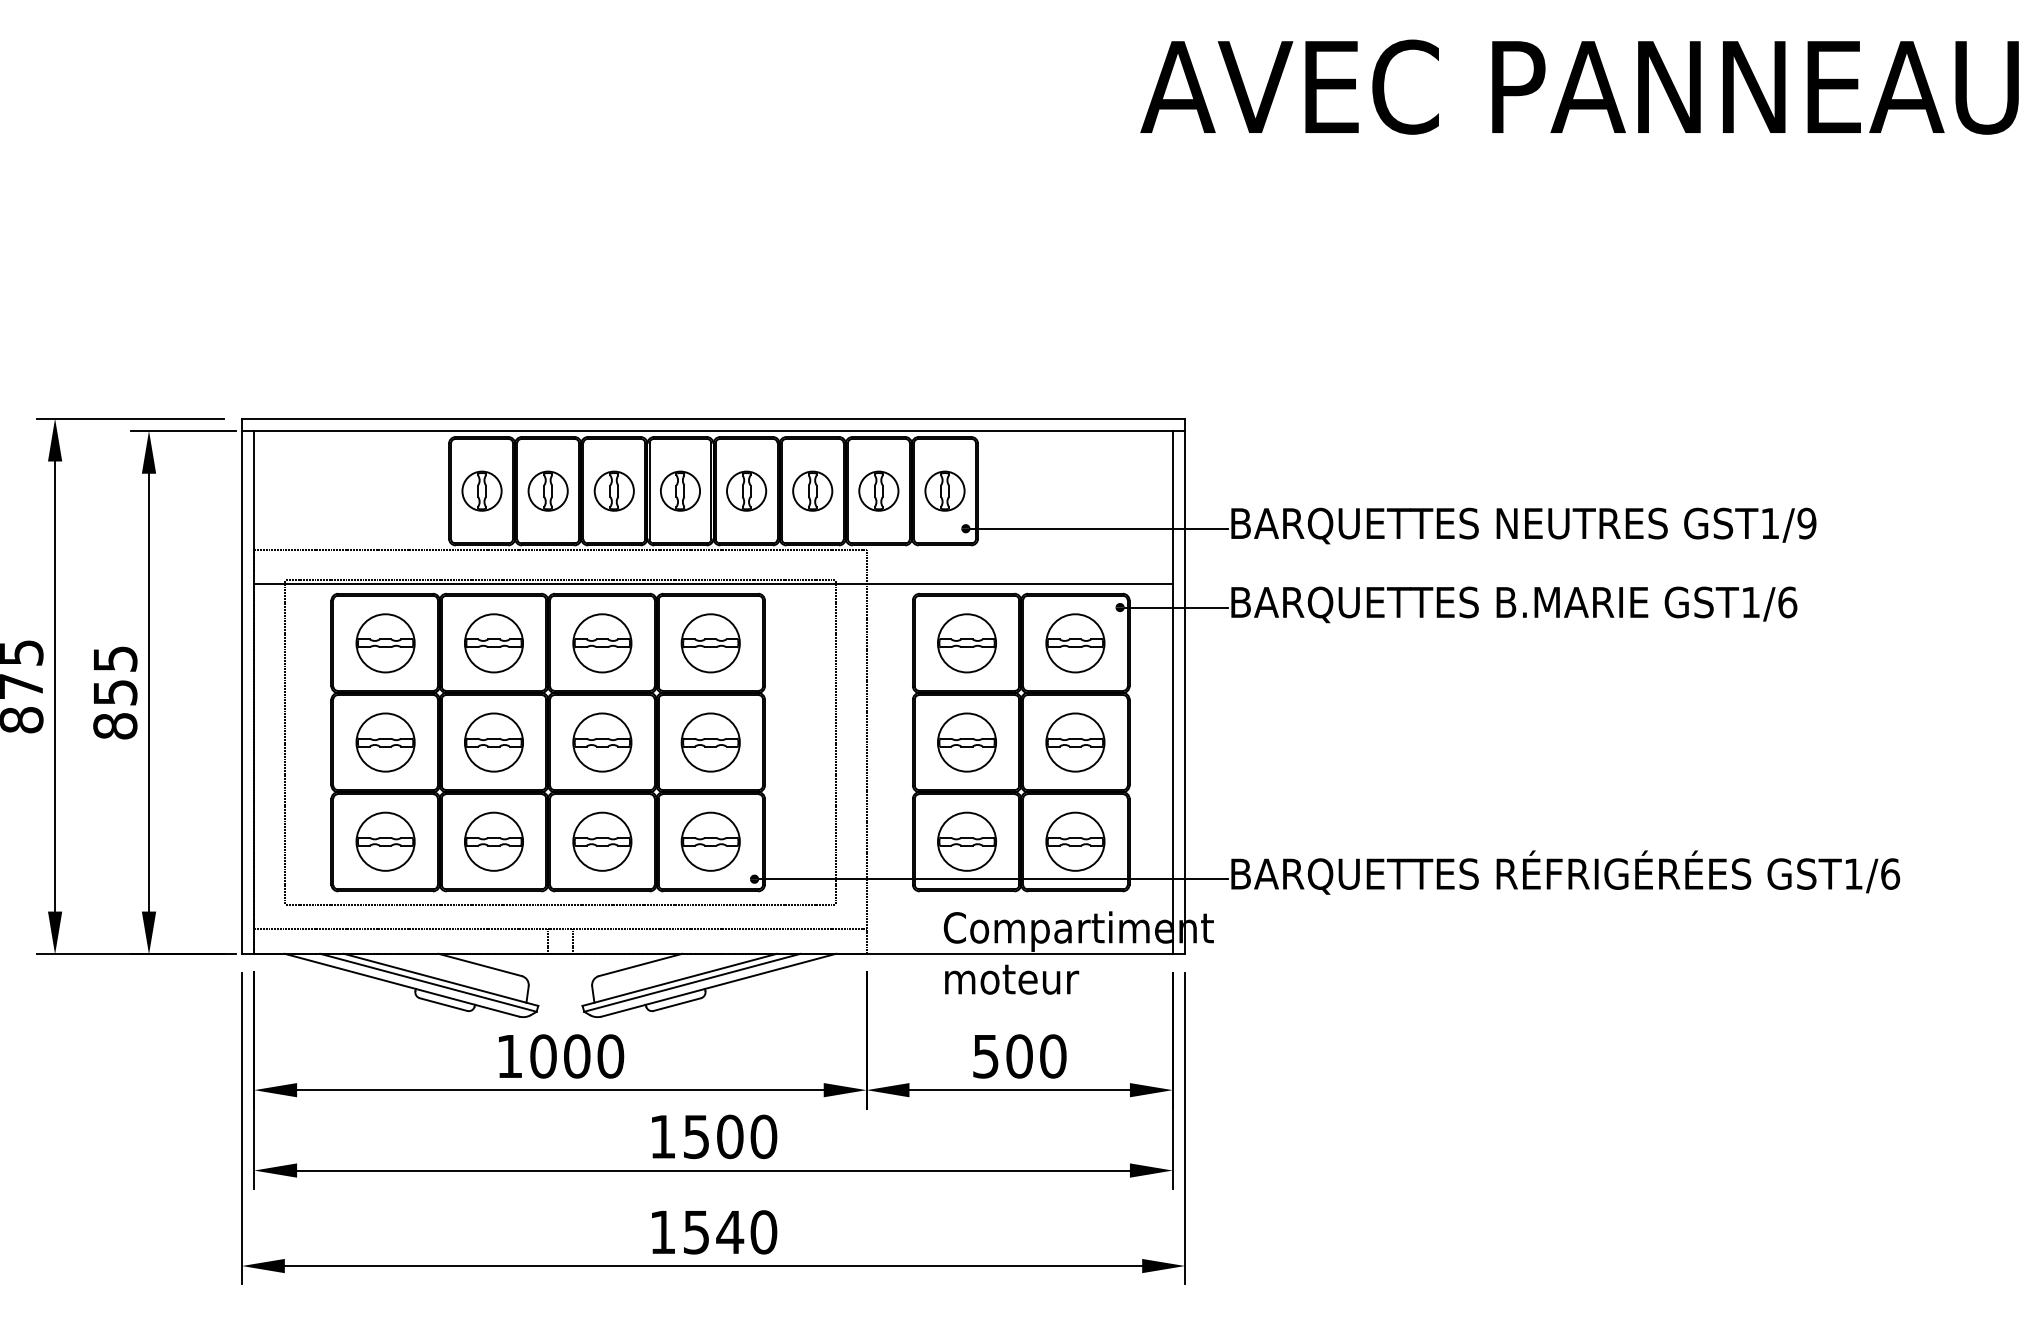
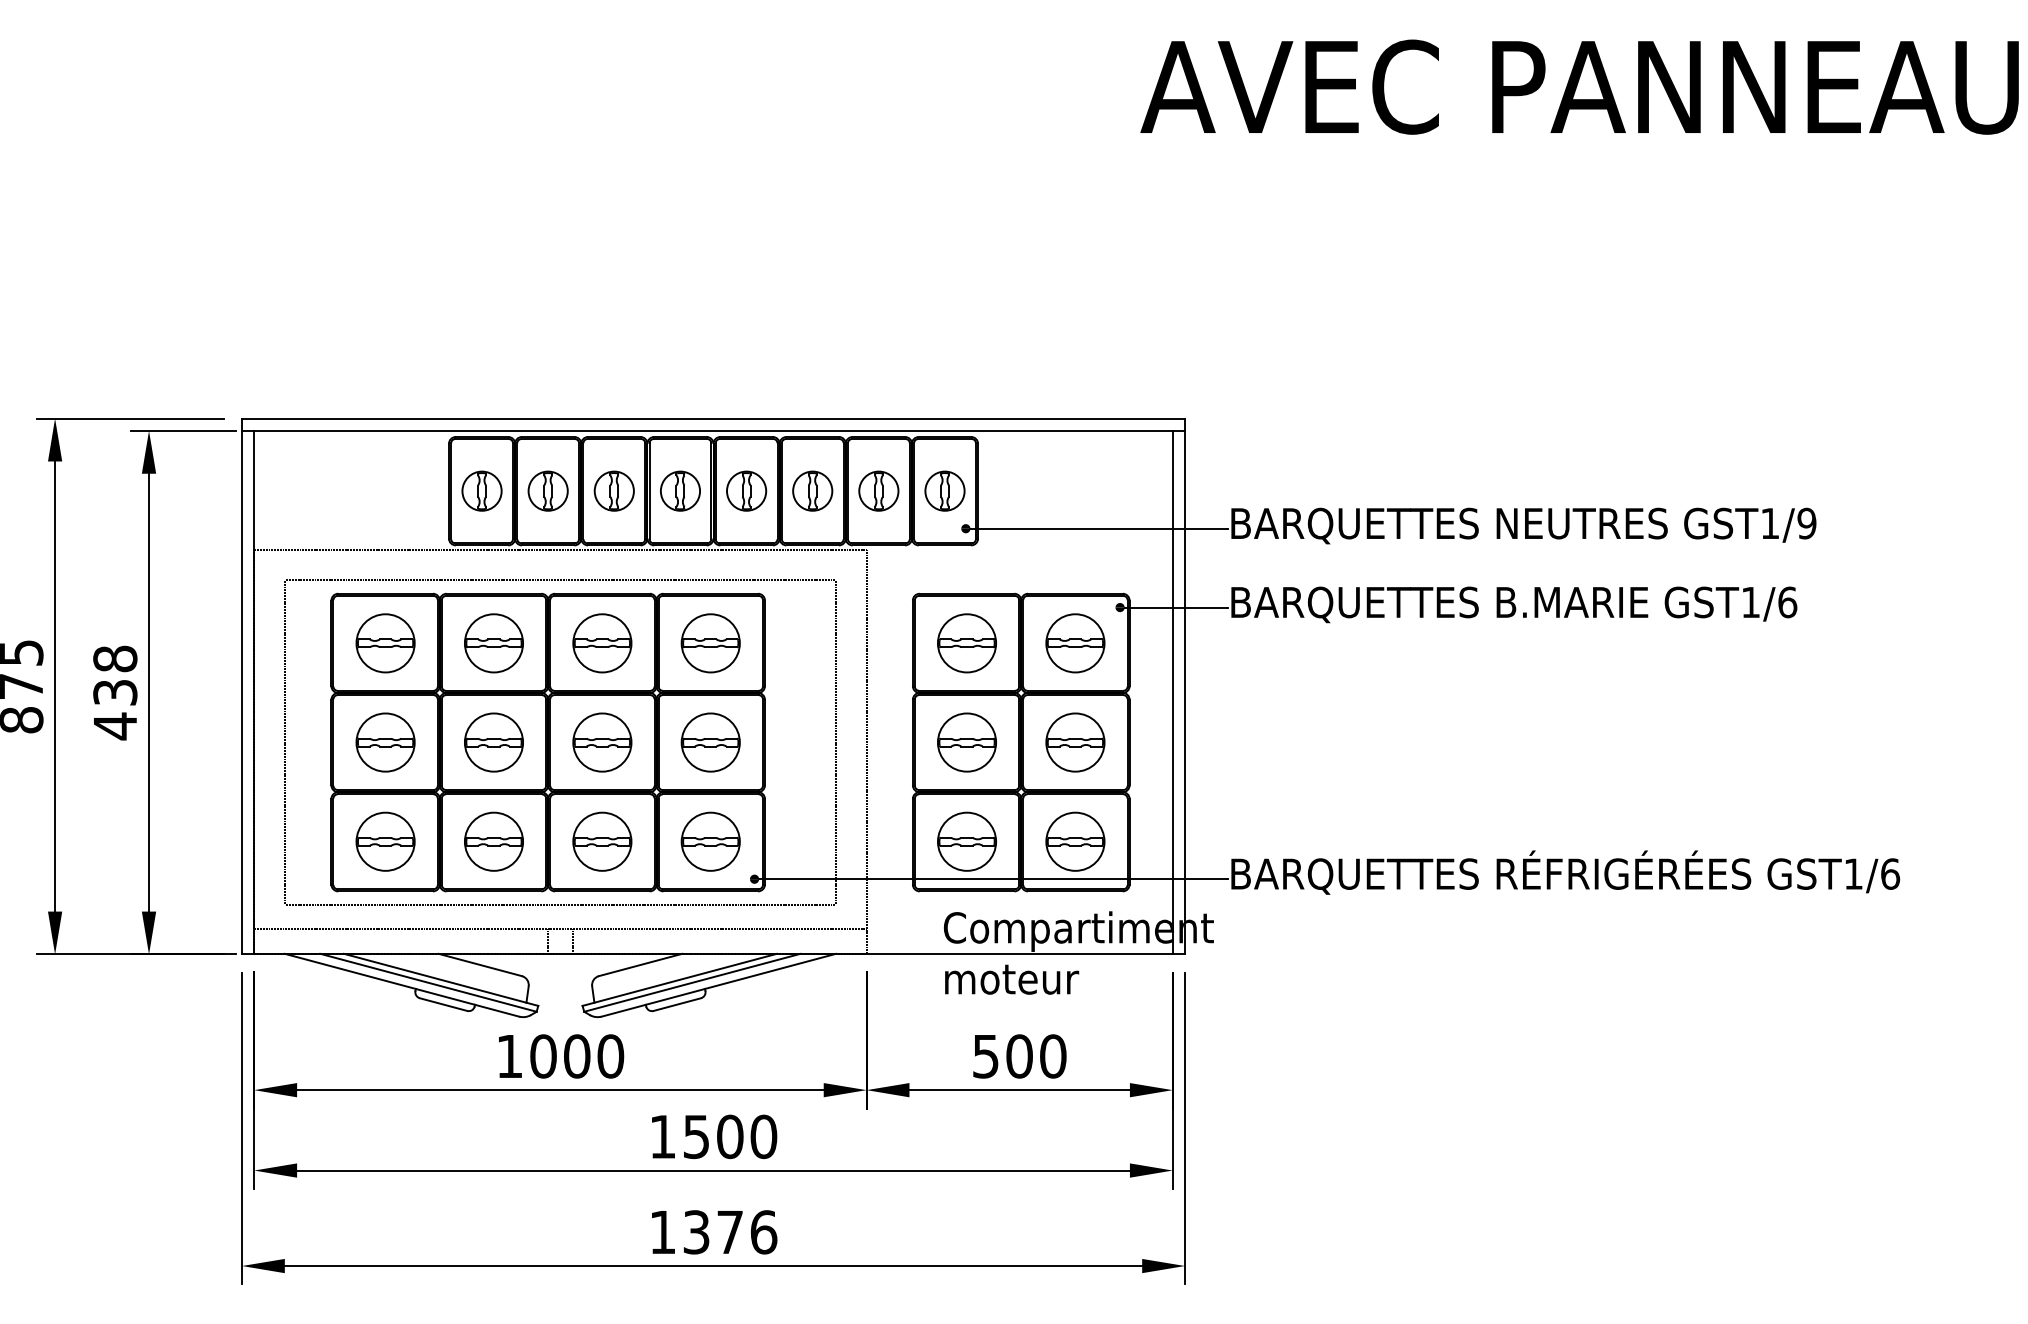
line: present -> none (713, 583)
text: 855 -> 438 (115, 692)
text: 1540 -> 1376 (730, 1232)
